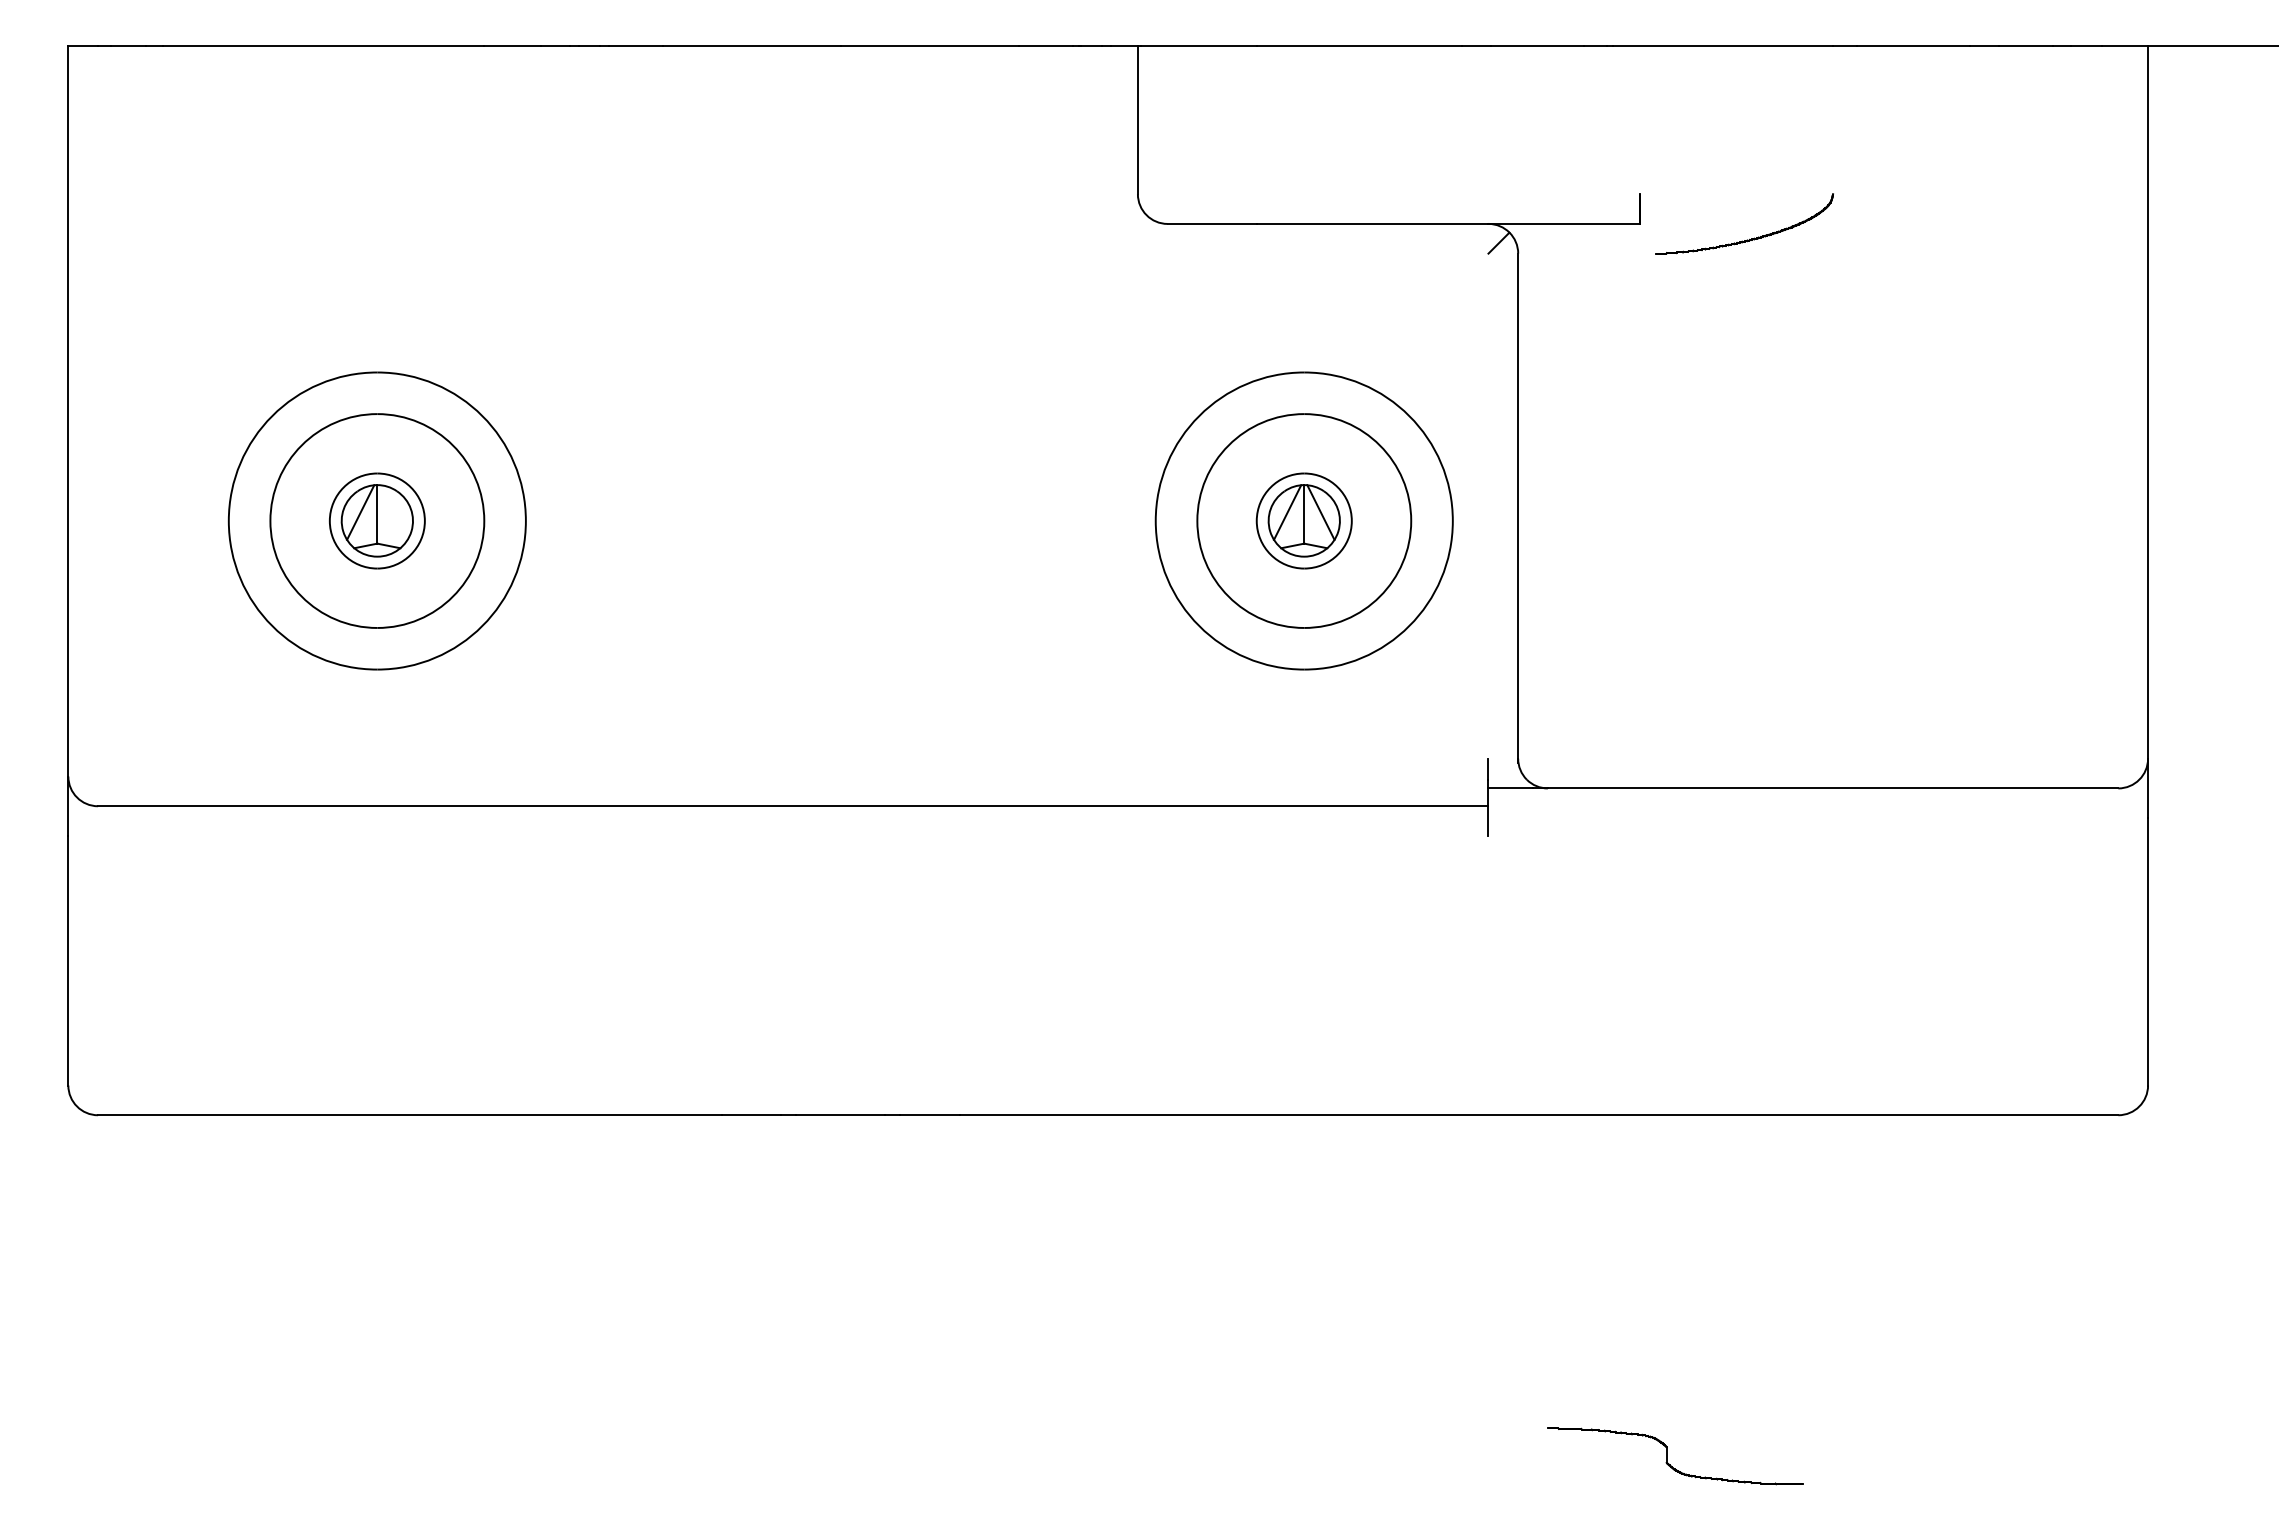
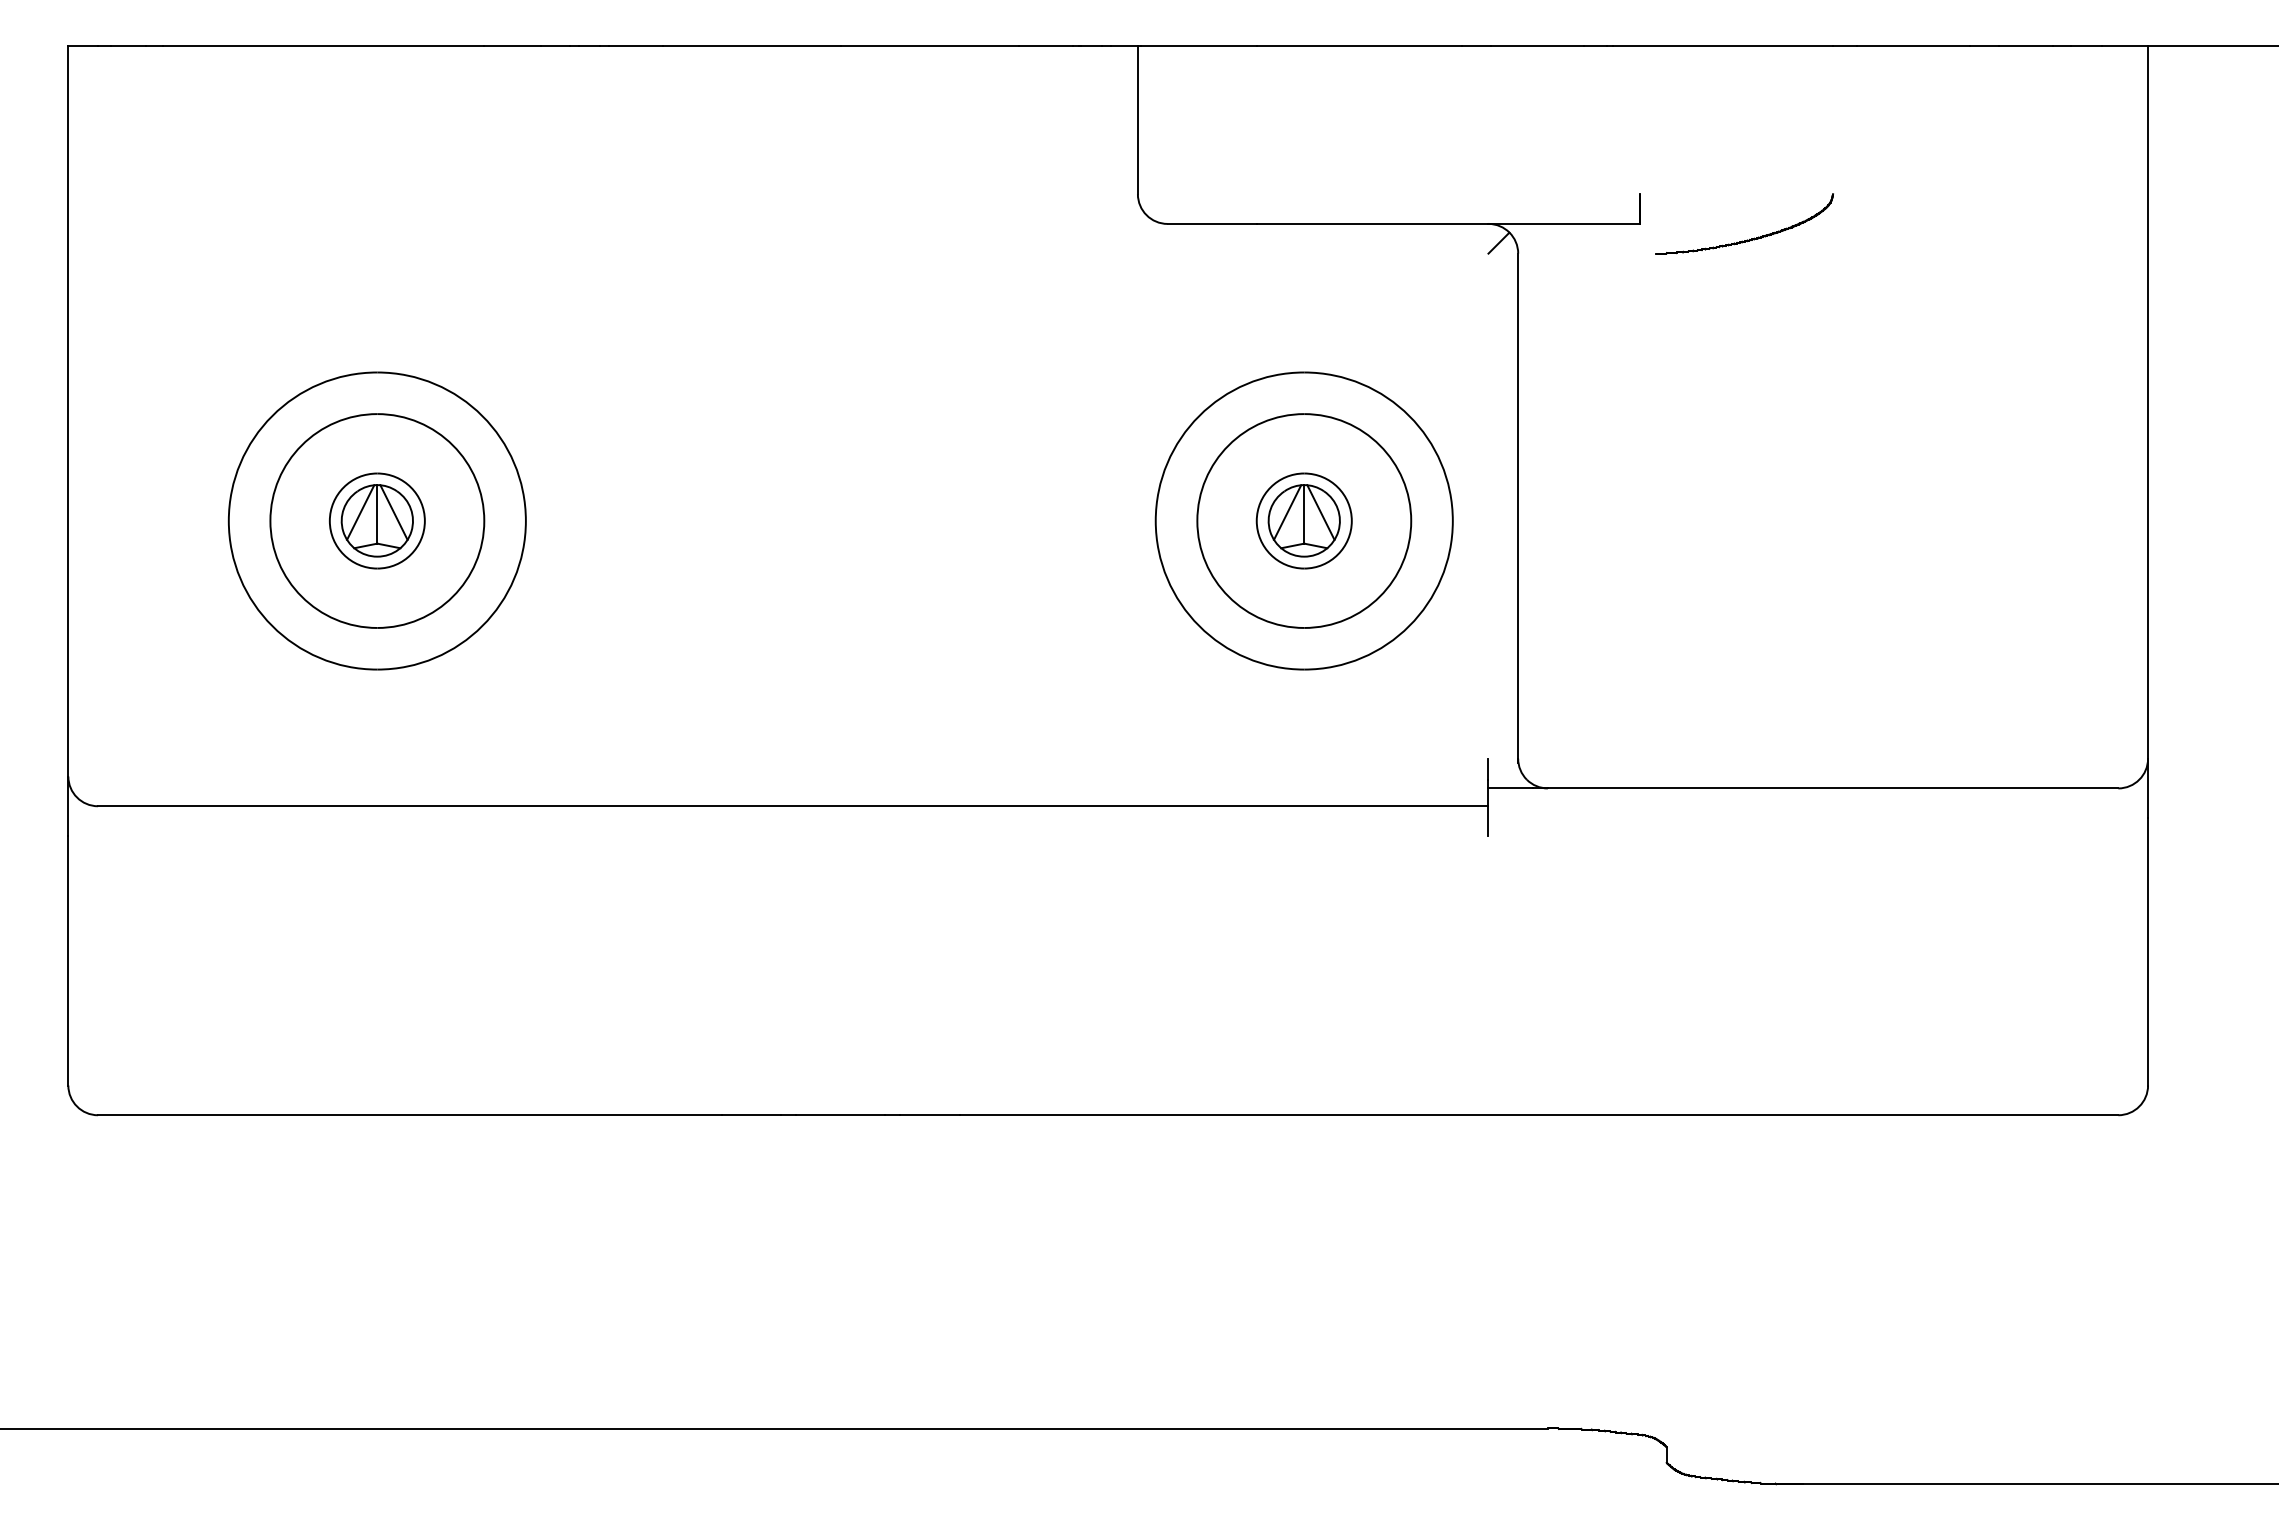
line: none -> present (393, 512)
line: none -> present (774, 1428)
line: none -> present (2039, 1484)
